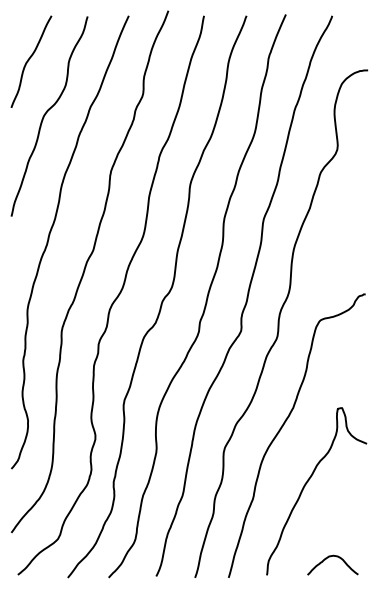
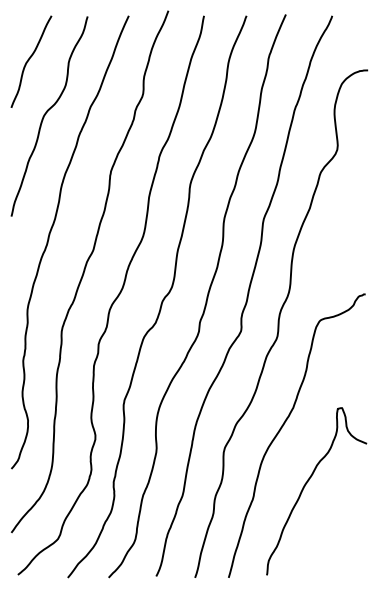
curve: present -> none (328, 558)
